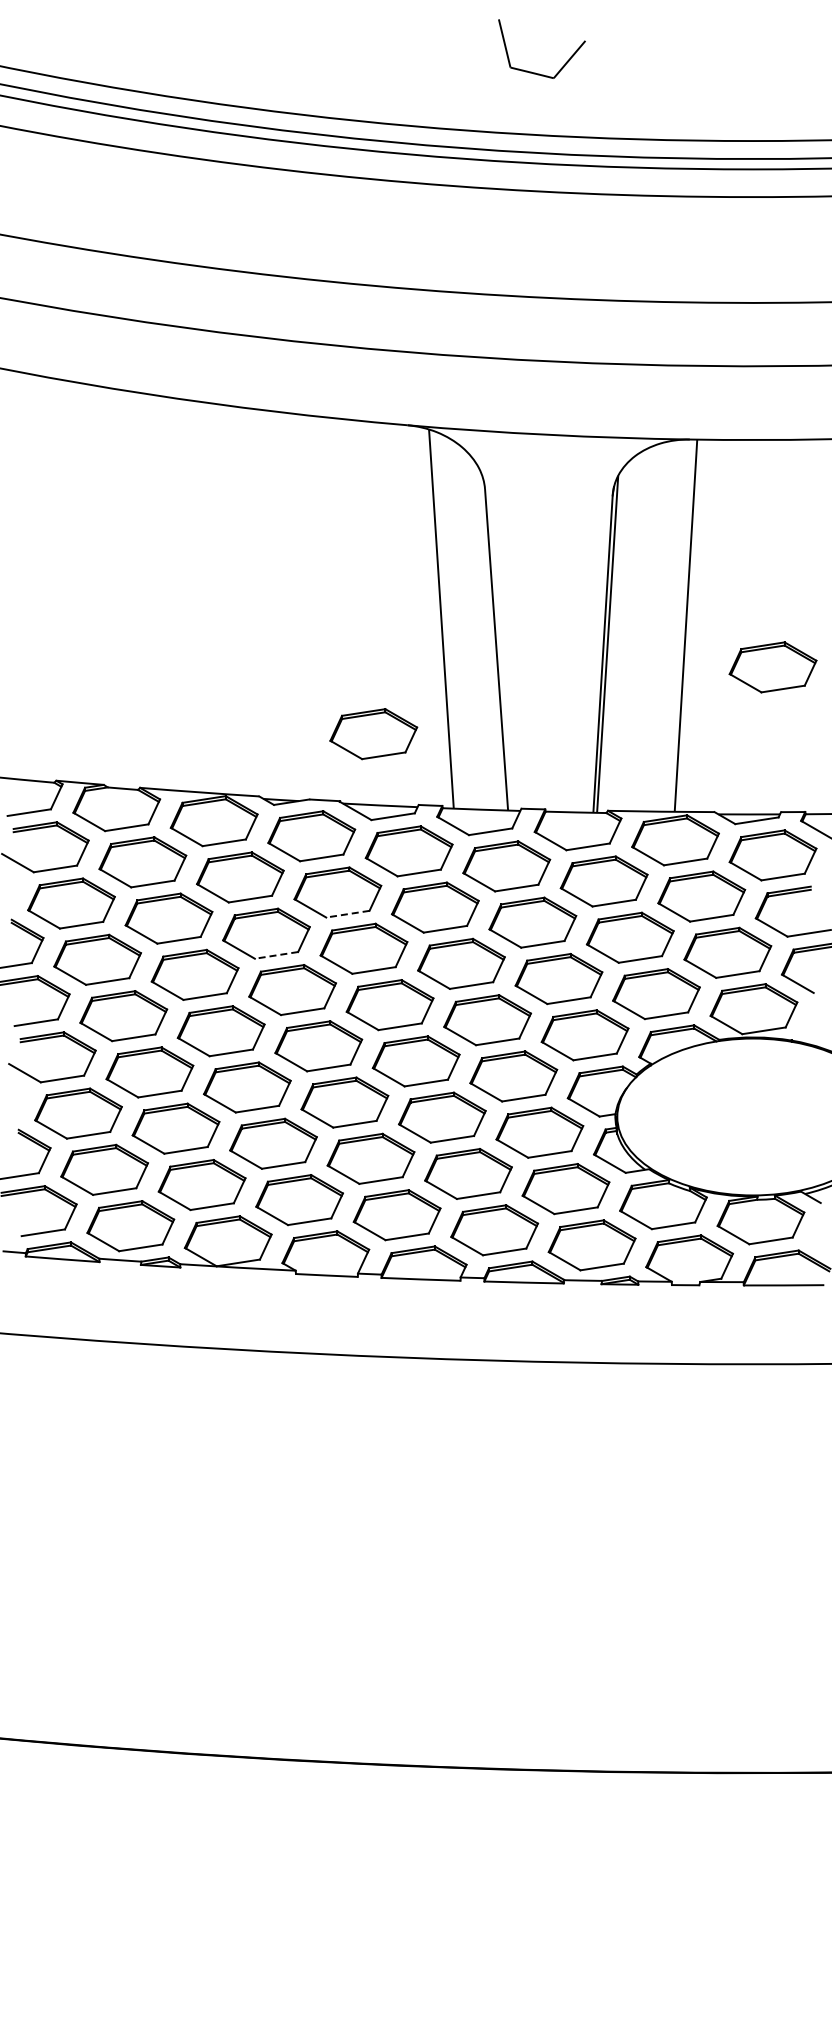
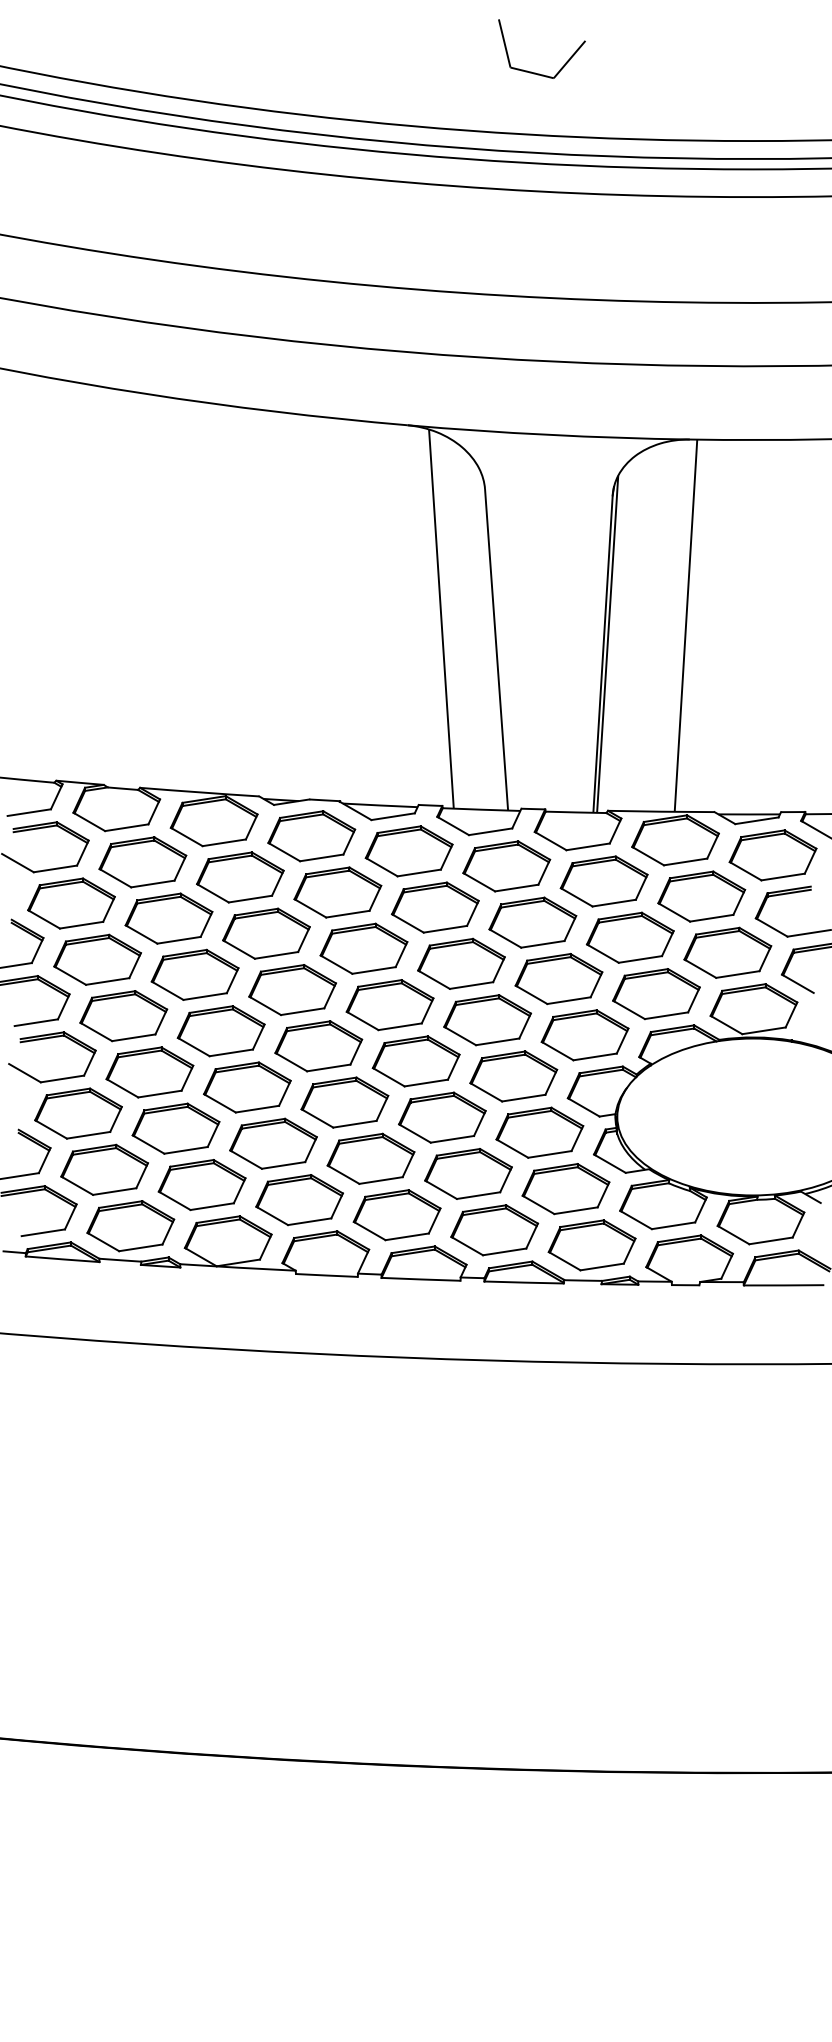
part: present -> none (772, 667)
part: present -> none (373, 734)
line: dashed -> solid (347, 914)
line: dashed -> solid (276, 955)
